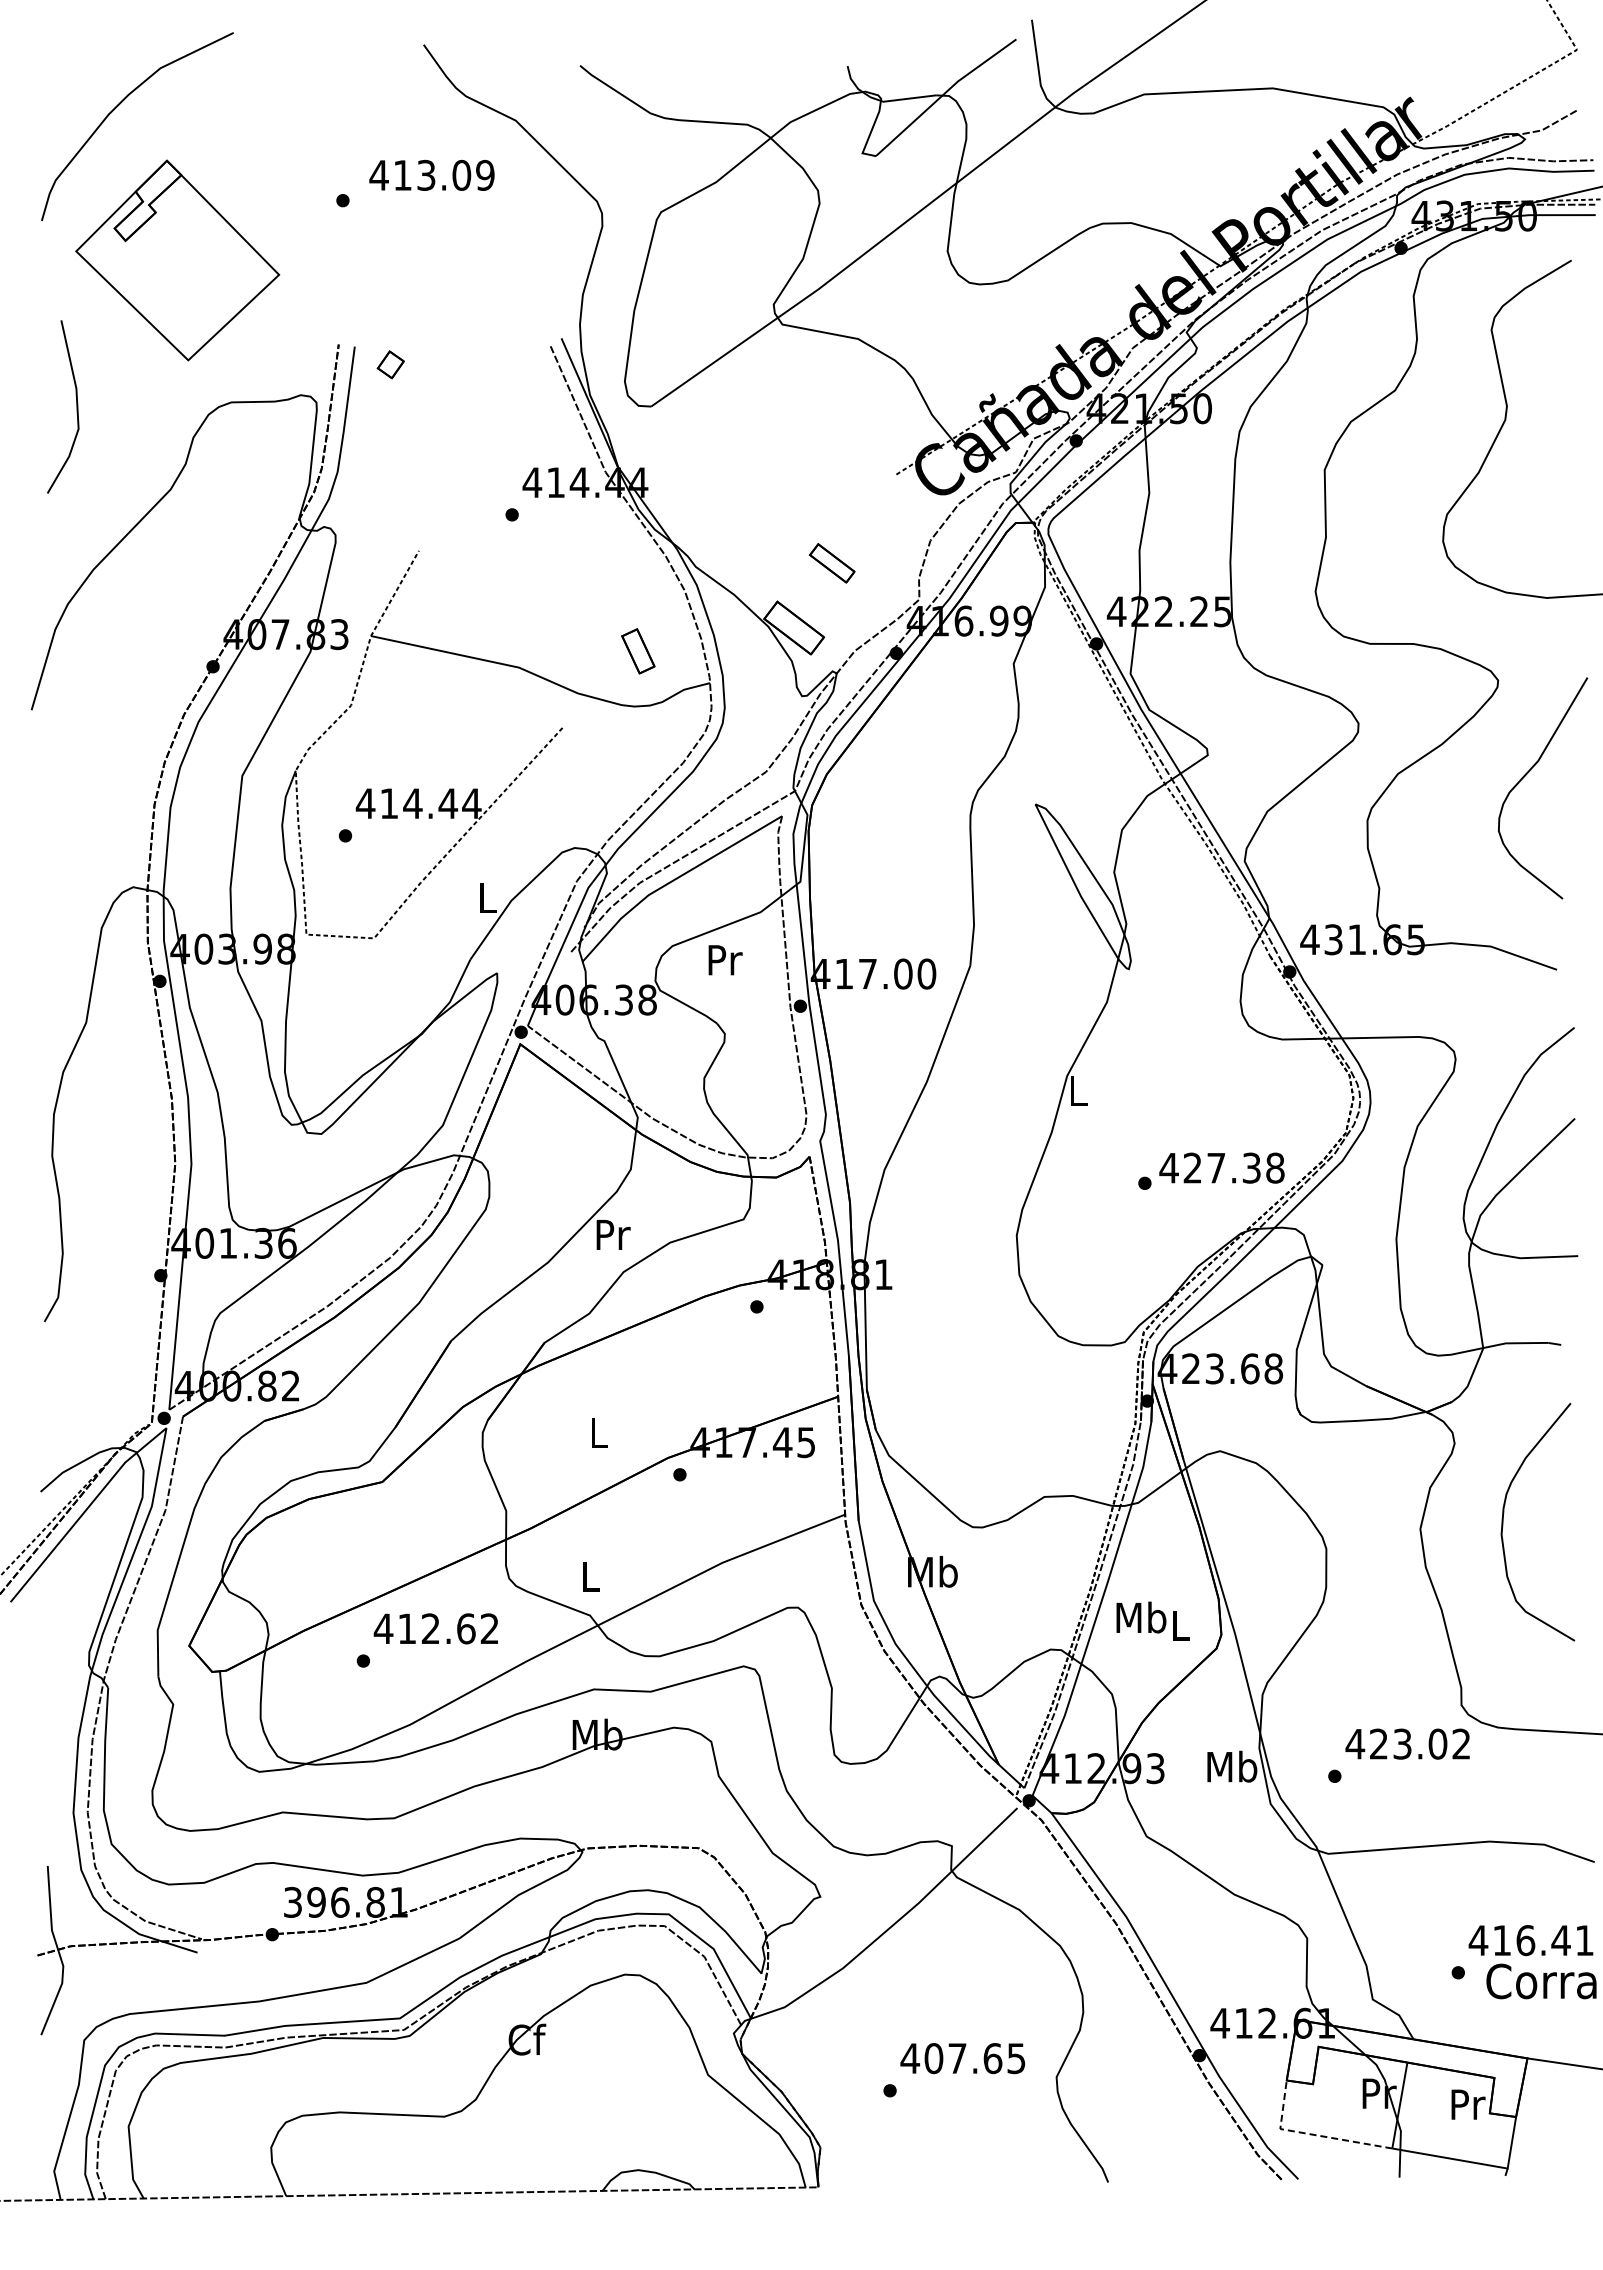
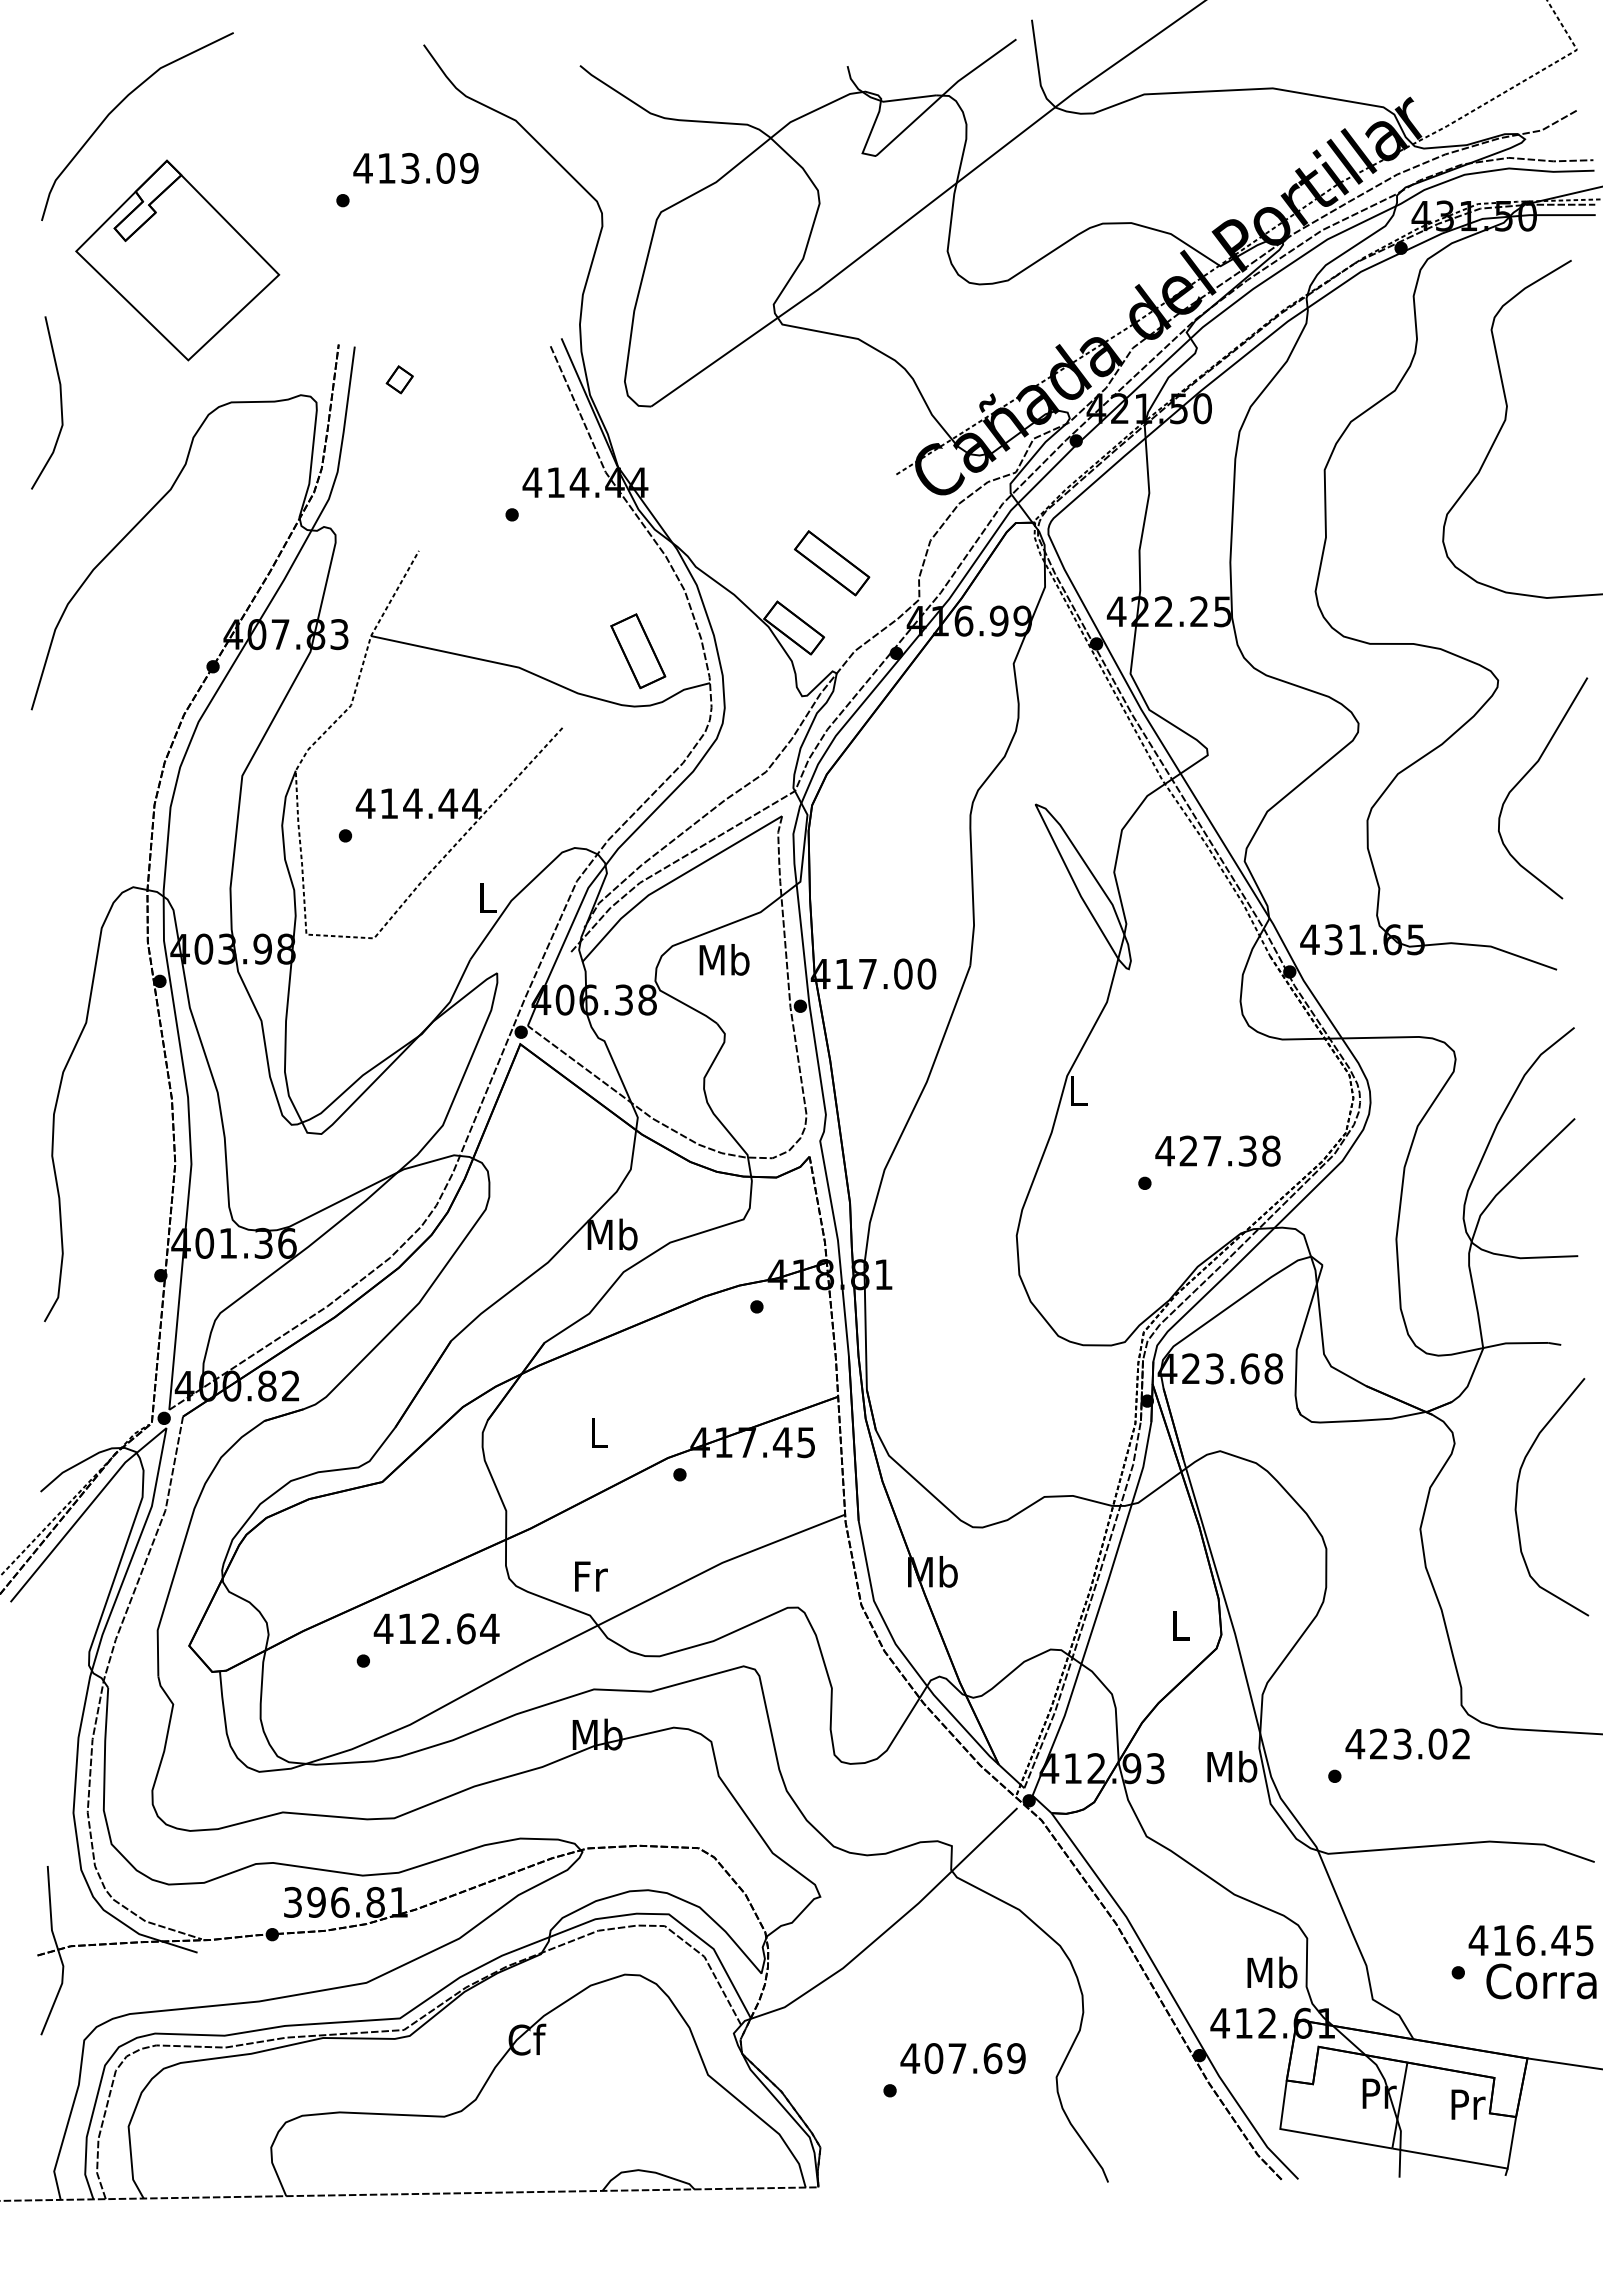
text position: (431, 174) -> (415, 167) (415, 167)
part position: (390, 364) -> (399, 379) (399, 379)
line position: (76, 406) -> (60, 402) (60, 402)
part size: 48x41 px -> 77x67 px (832, 563)
part size: 35x47 px -> 57x77 px (638, 651)
text: Pr -> Mb (724, 959)
text position: (1221, 1167) -> (1217, 1150) (1217, 1150)
text: Pr -> Mb (612, 1234)
curve position: (1503, 1522) -> (1517, 1497) (1517, 1497)
text: L -> Fr (591, 1576)
text position: (1141, 1617) -> (1272, 1972) (1272, 1972)
text: 412.62 -> 412.64 (489, 1628)
text: 416.41 -> 416.45 (1584, 1940)
text: 407.65 -> 407.69 (1016, 2058)
line: dashed -> solid (1311, 2134)
